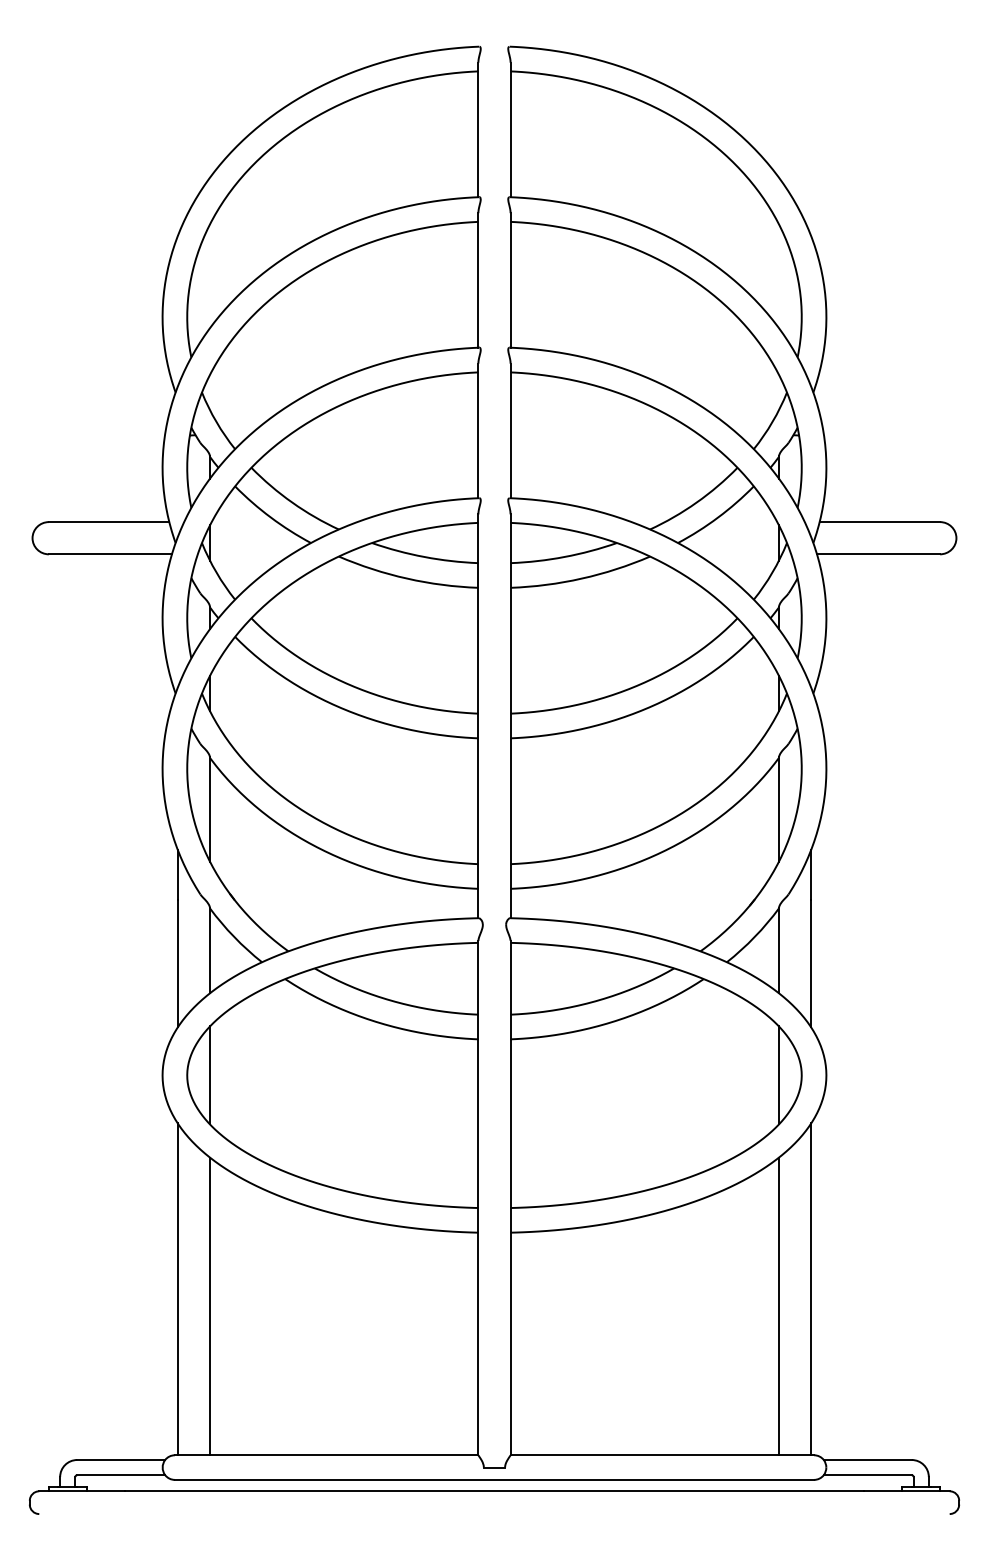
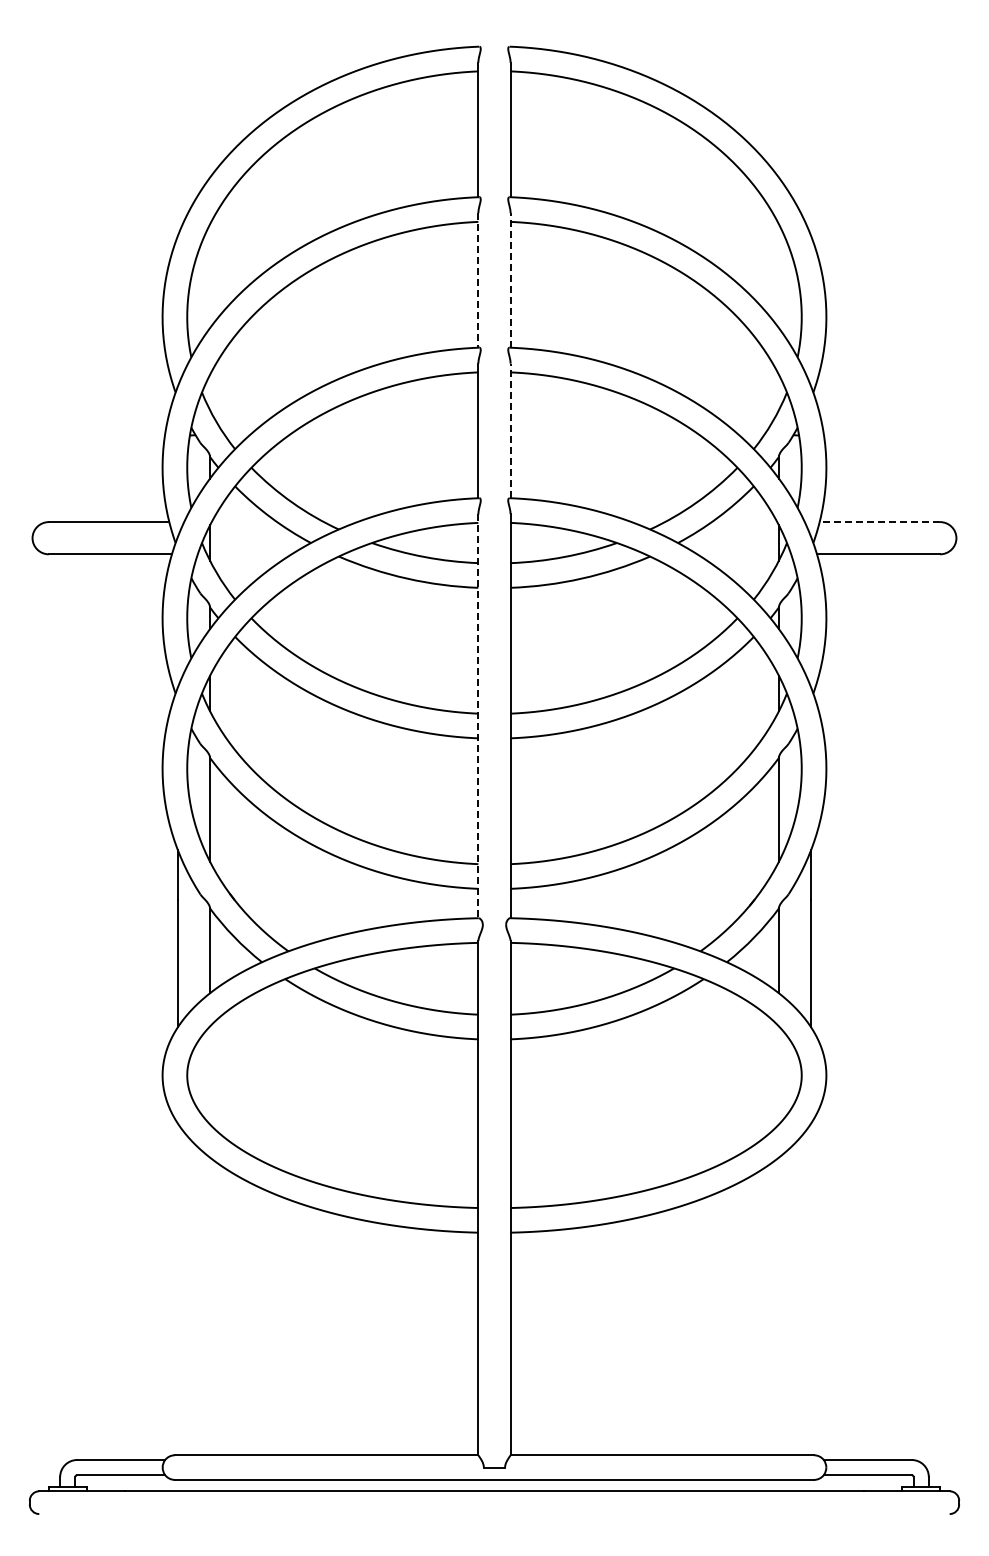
line: solid -> dashed (510, 279)
line: solid -> dashed (478, 280)
line: solid -> dashed (510, 430)
line: solid -> dashed (879, 522)
line: solid -> dashed (478, 716)
line: present -> none (209, 1075)
line: present -> none (779, 1075)
line: present -> none (177, 1289)
line: present -> none (811, 1289)
line: present -> none (209, 1306)
line: present -> none (779, 1306)
